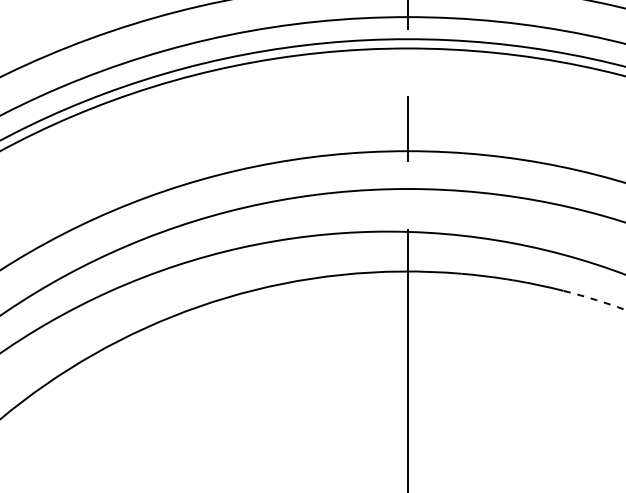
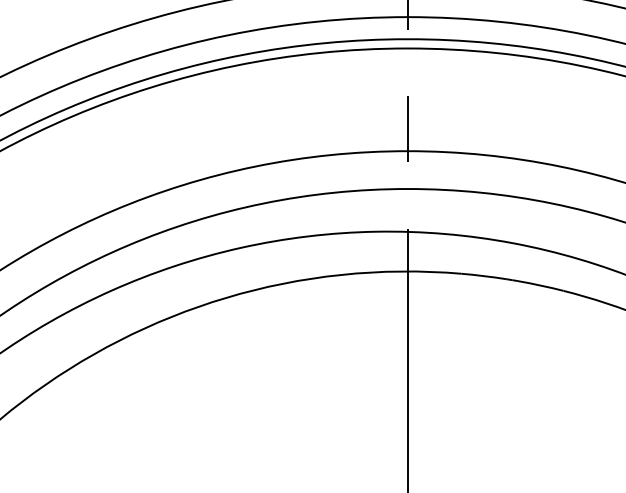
arc: dashed -> solid (594, 299)
